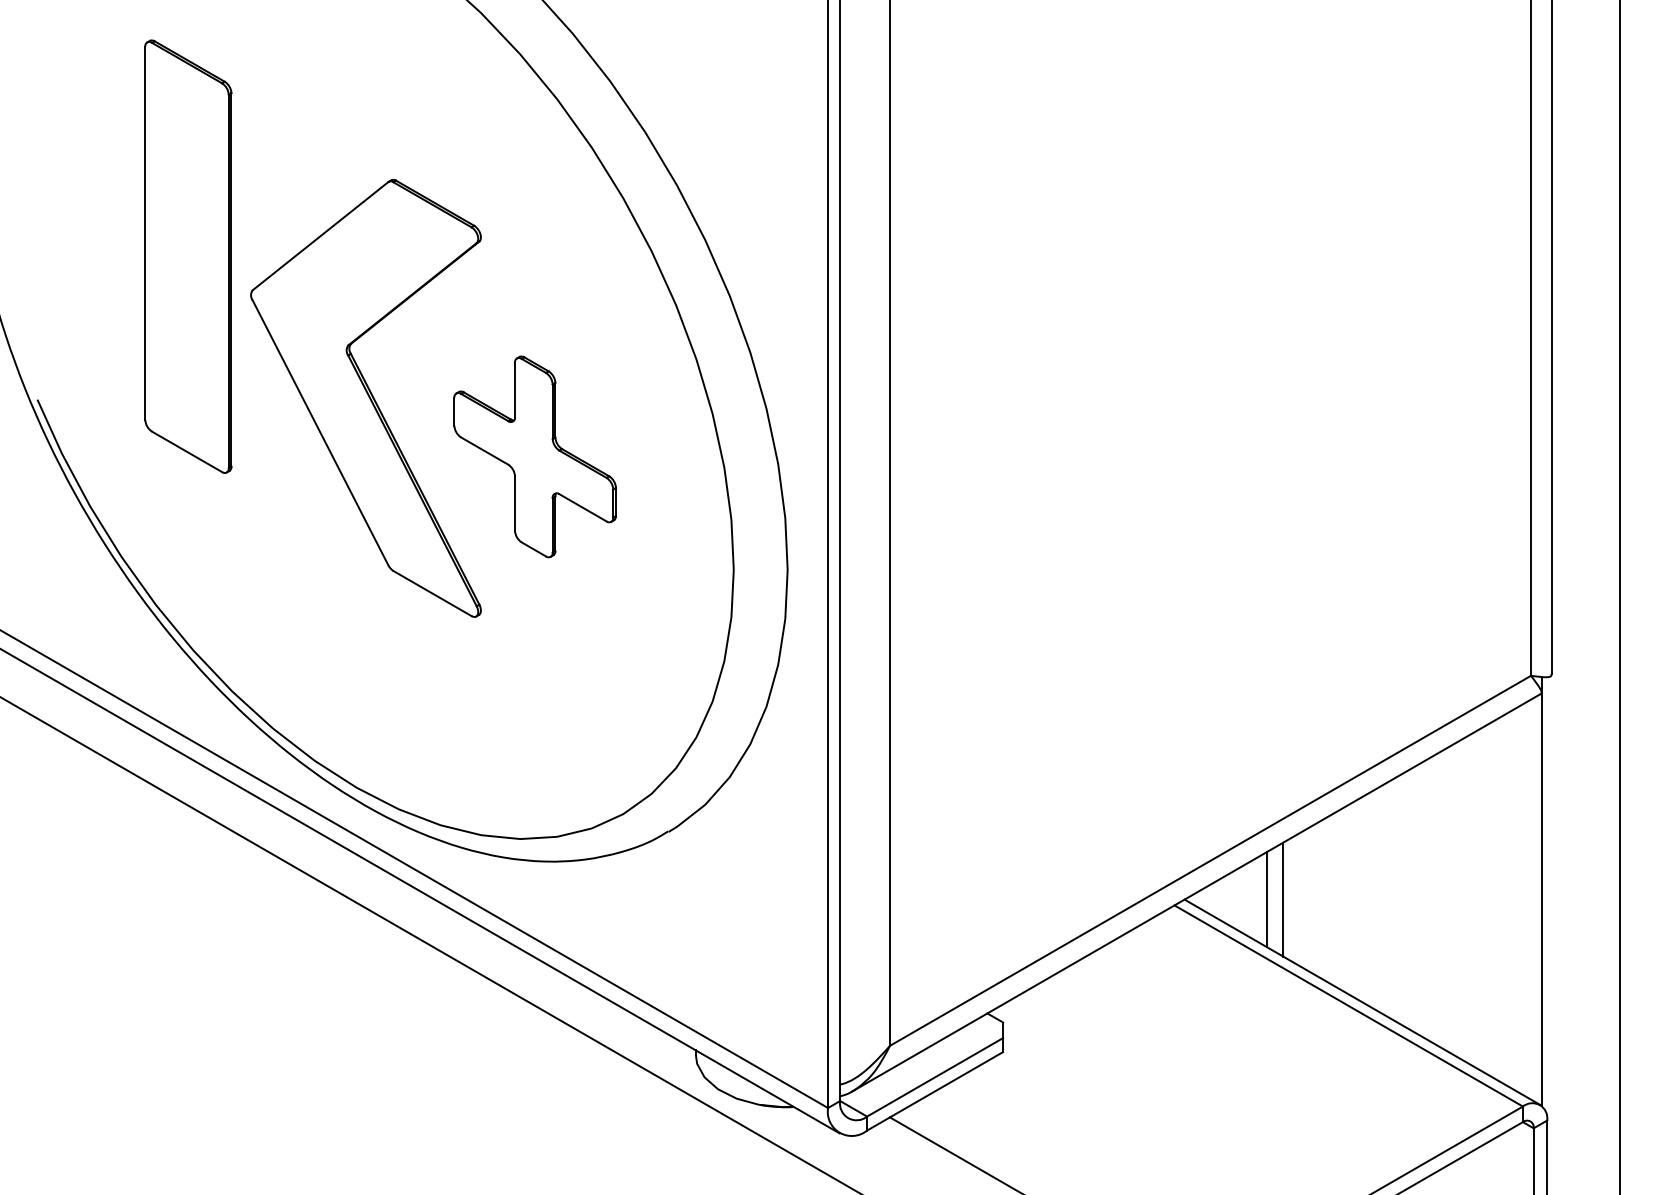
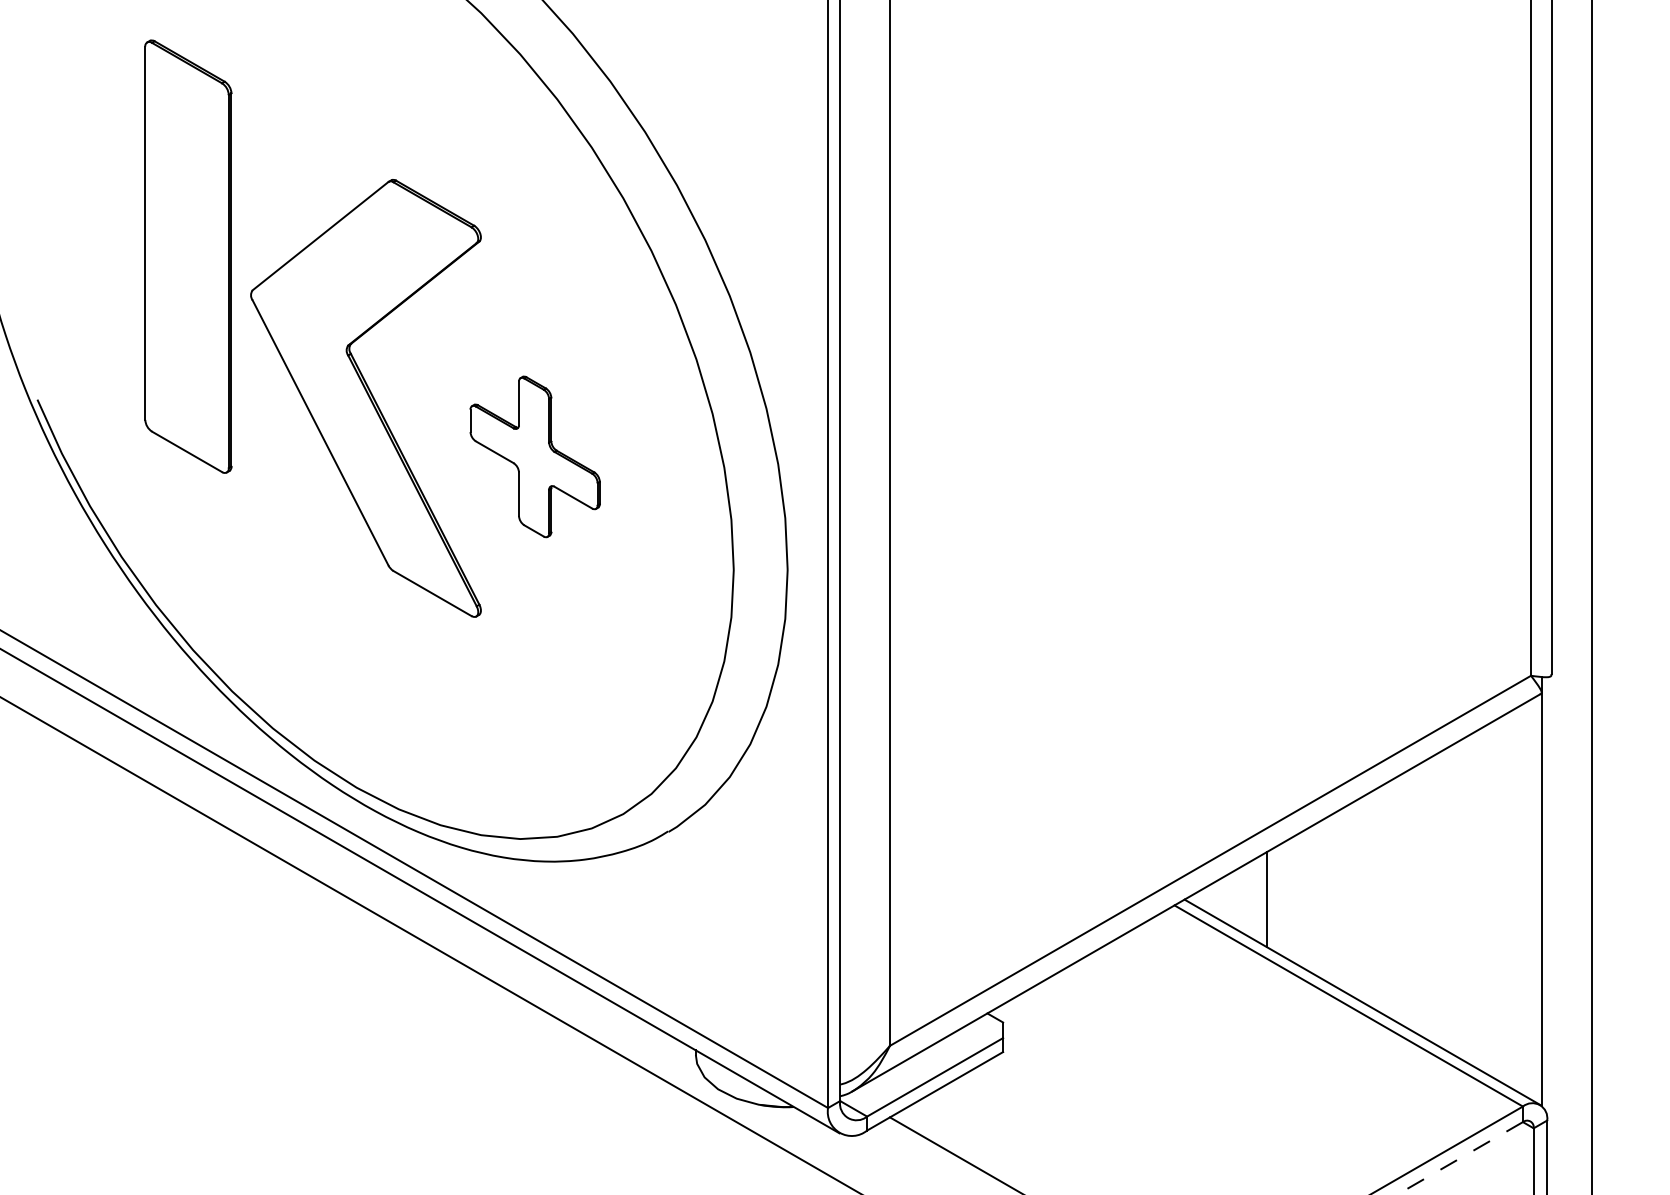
part size: 164x204 px -> 132x164 px (534, 456)
line position: (1619, 596) -> (1591, 596) (1591, 596)
line: present -> none (1283, 899)
line: solid -> dashed (1459, 1158)
